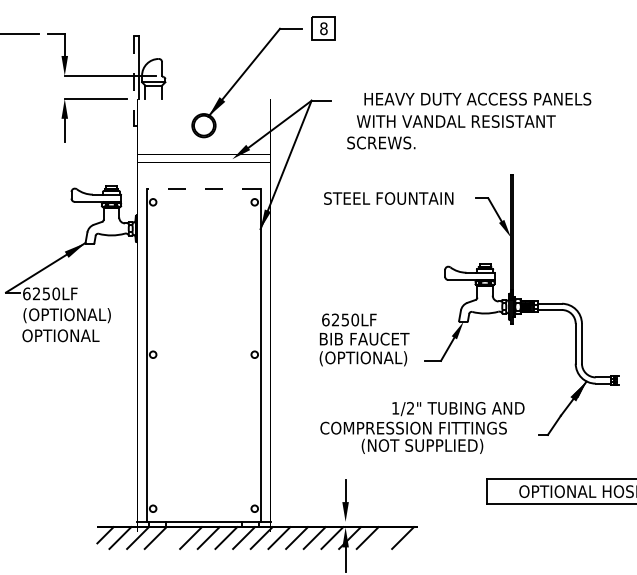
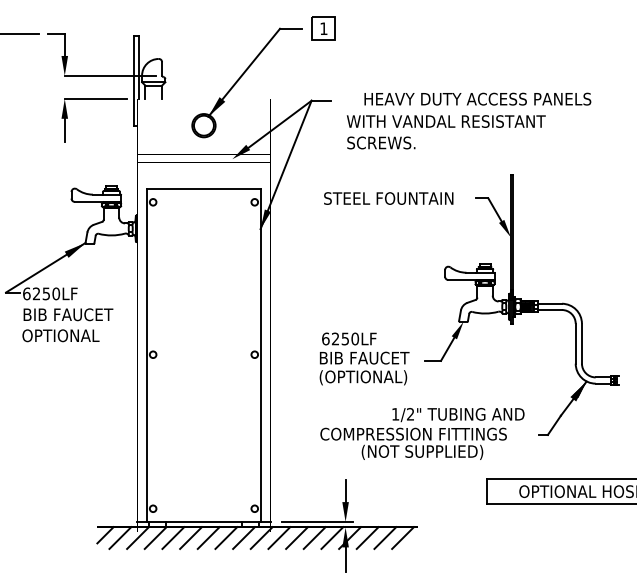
text: 8 -> 1 (323, 28)
line: dashed -> solid (133, 81)
text position: (455, 121) -> (445, 121) (445, 121)
line: dashed -> solid (203, 188)
text: (OPTIONAL) -> BIB FAUCET (68, 315)
text position: (364, 339) -> (364, 358) (364, 358)
text position: (422, 427) -> (422, 433) (422, 433)
line: none -> present (317, 522)
line: none -> present (173, 537)
line: none -> present (385, 537)
